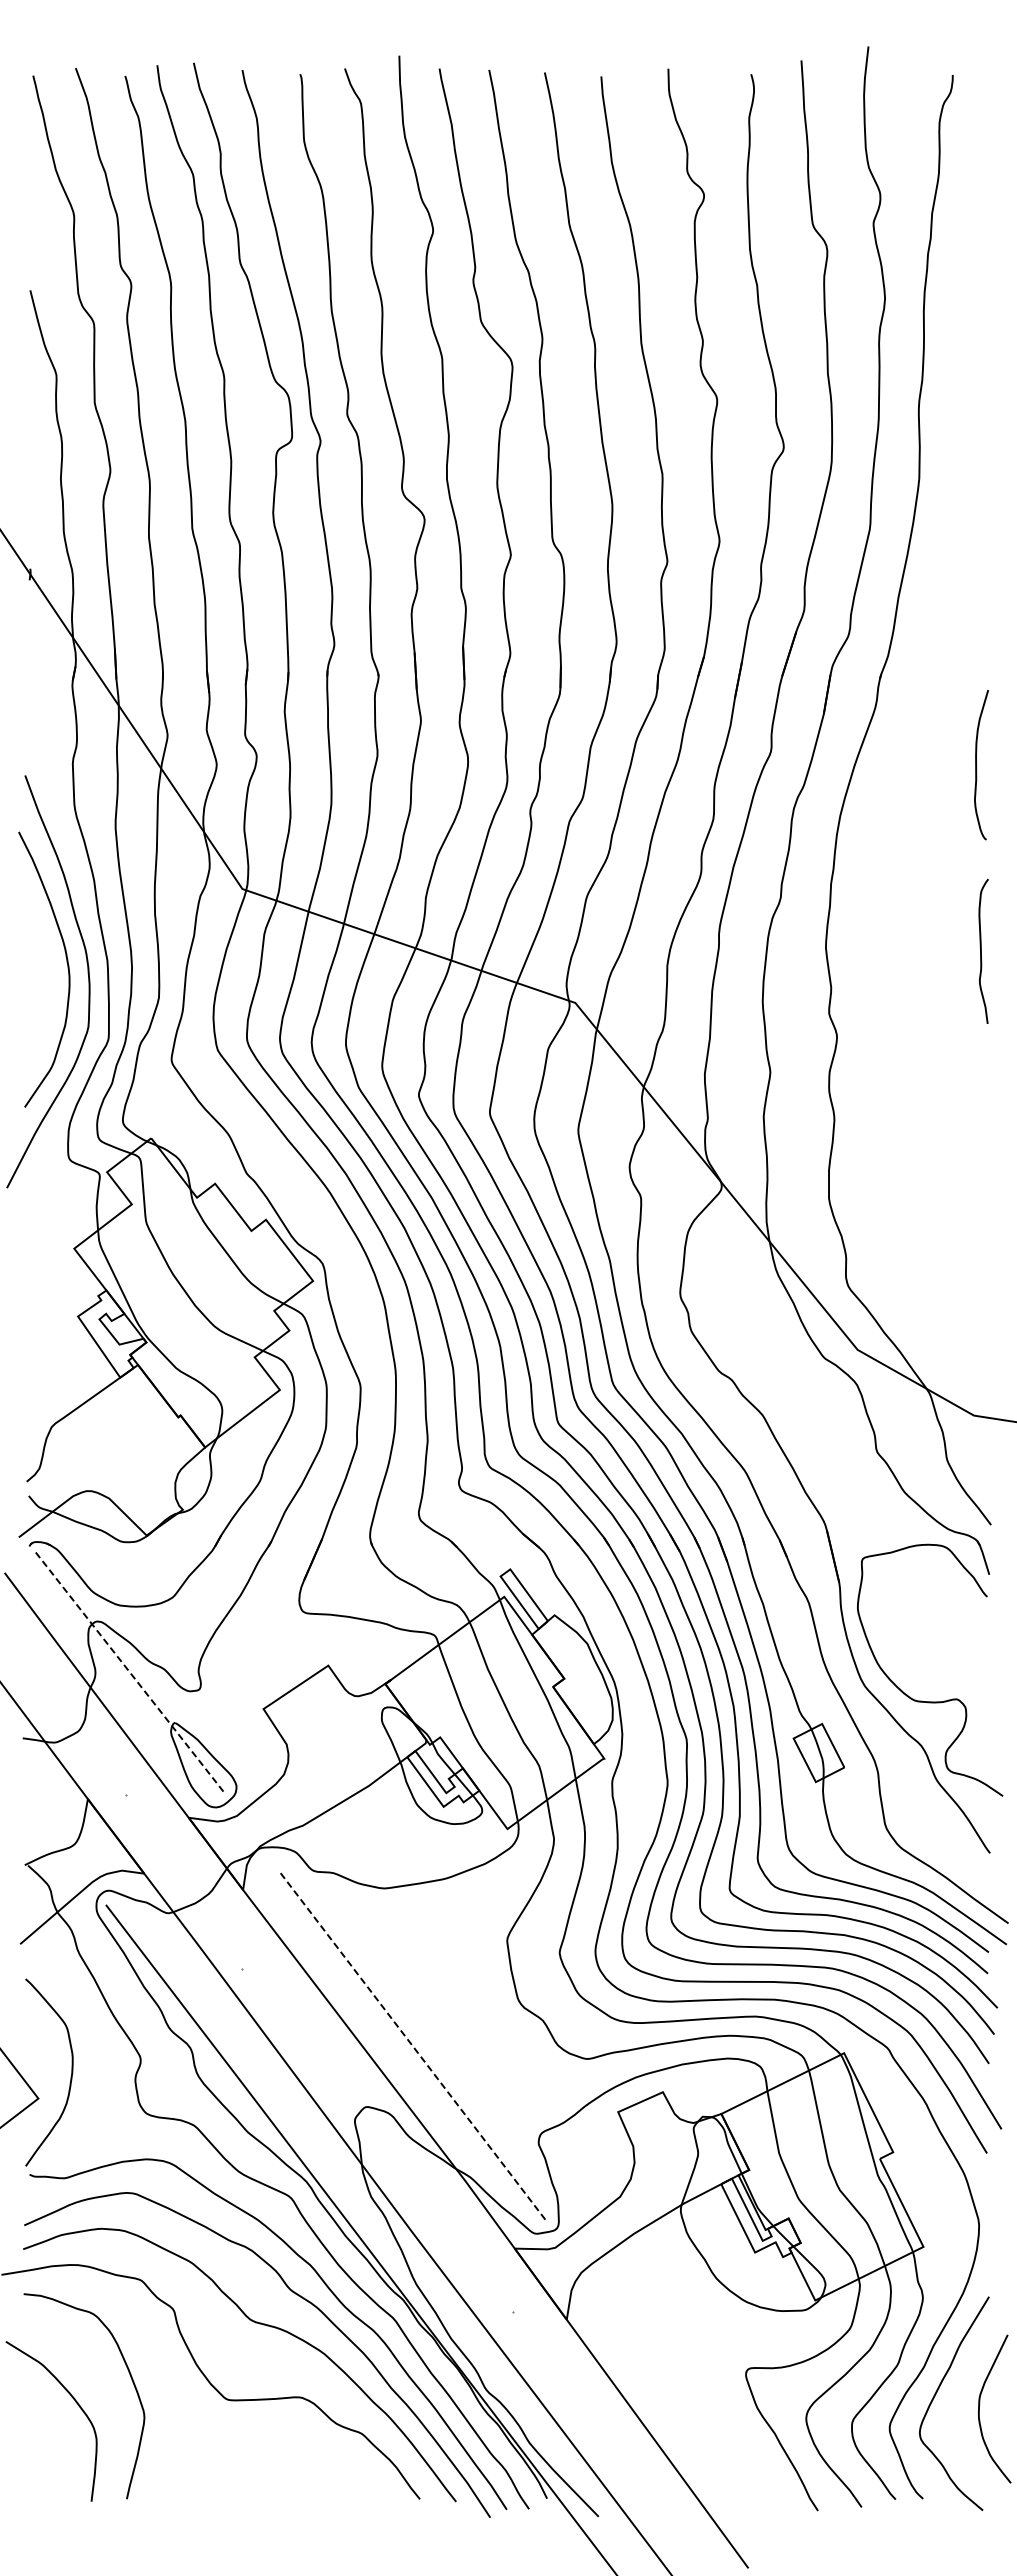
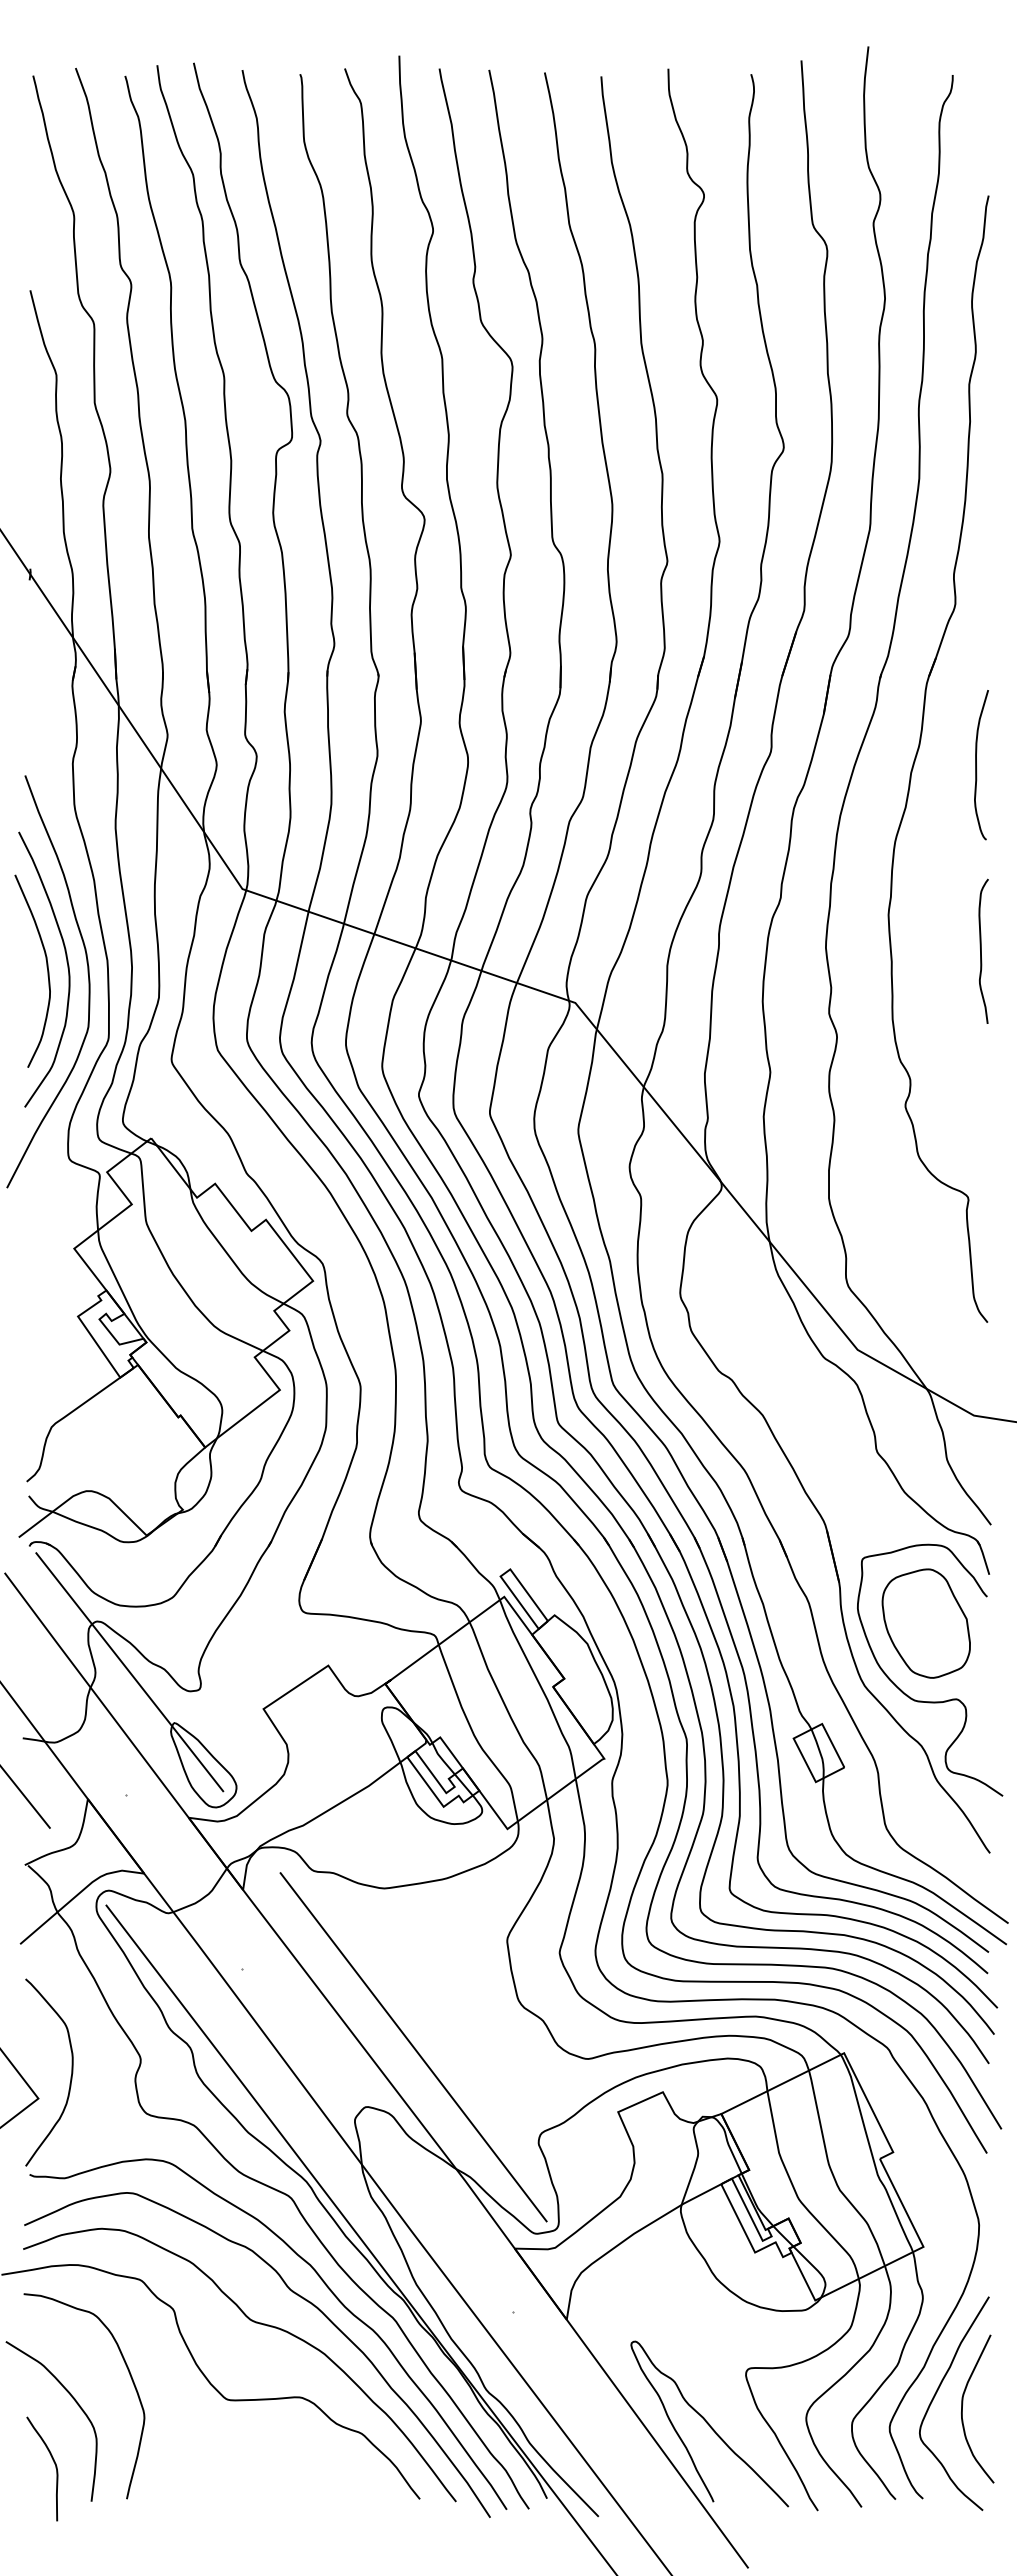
part: none -> present (918, 752)
curve: none -> present (46, 967)
part: none -> present (925, 1623)
line: dashed -> solid (129, 1671)
line: none -> present (25, 1797)
line: dashed -> solid (413, 2047)
curve position: (980, 2404) -> (963, 2404) (963, 2404)
curve: none -> present (709, 2423)
curve: none -> present (53, 2462)
